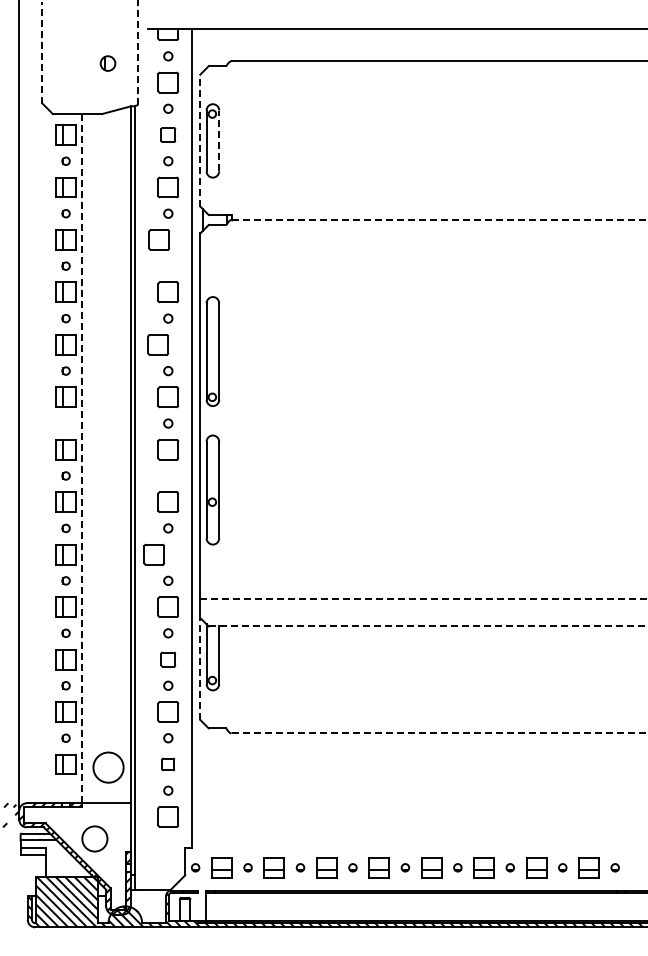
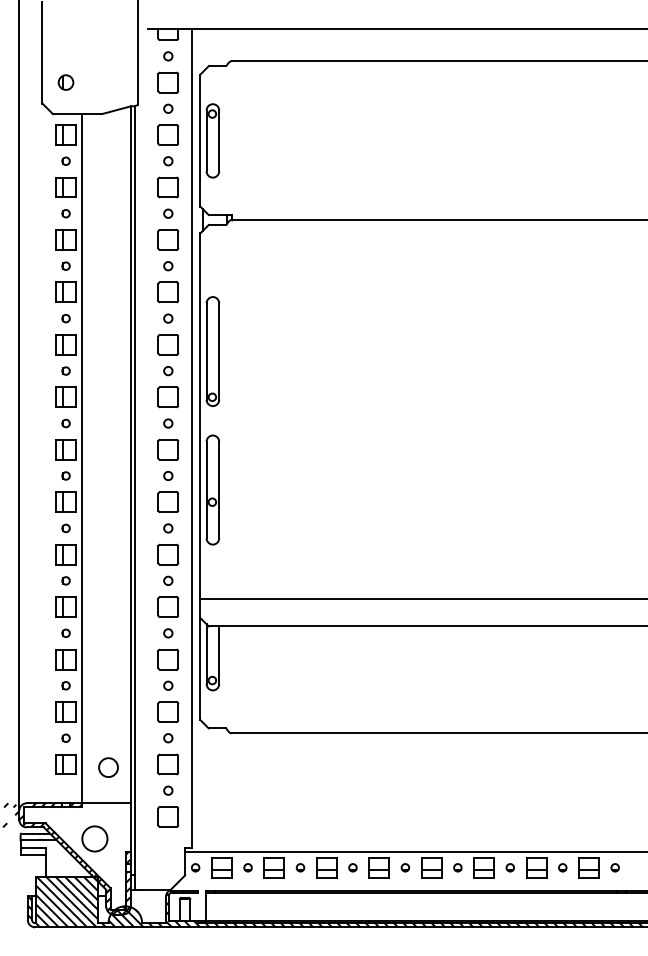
line: dashed -> solid (137, 52)
line: dashed -> solid (42, 53)
part position: (107, 63) -> (65, 82) (65, 82)
part size: 17x16 px -> 23x22 px (168, 134)
line: dashed -> solid (200, 140)
line: dashed -> solid (219, 140)
line: dashed -> solid (439, 220)
part position: (159, 239) -> (168, 239) (168, 239)
circle: none -> present (168, 266)
part position: (158, 344) -> (168, 344) (168, 344)
part: none -> present (65, 423)
line: dashed -> solid (82, 458)
circle: none -> present (168, 475)
part position: (154, 554) -> (168, 554) (168, 554)
line: dashed -> solid (424, 599)
line: dashed -> solid (427, 626)
part size: 17x17 px -> 23x23 px (168, 659)
line: dashed -> solid (200, 669)
line: dashed -> solid (439, 733)
part size: 15x15 px -> 23x23 px (168, 764)
circle diameter: 30 px -> 19 px (108, 767)
line: none -> present (414, 851)
